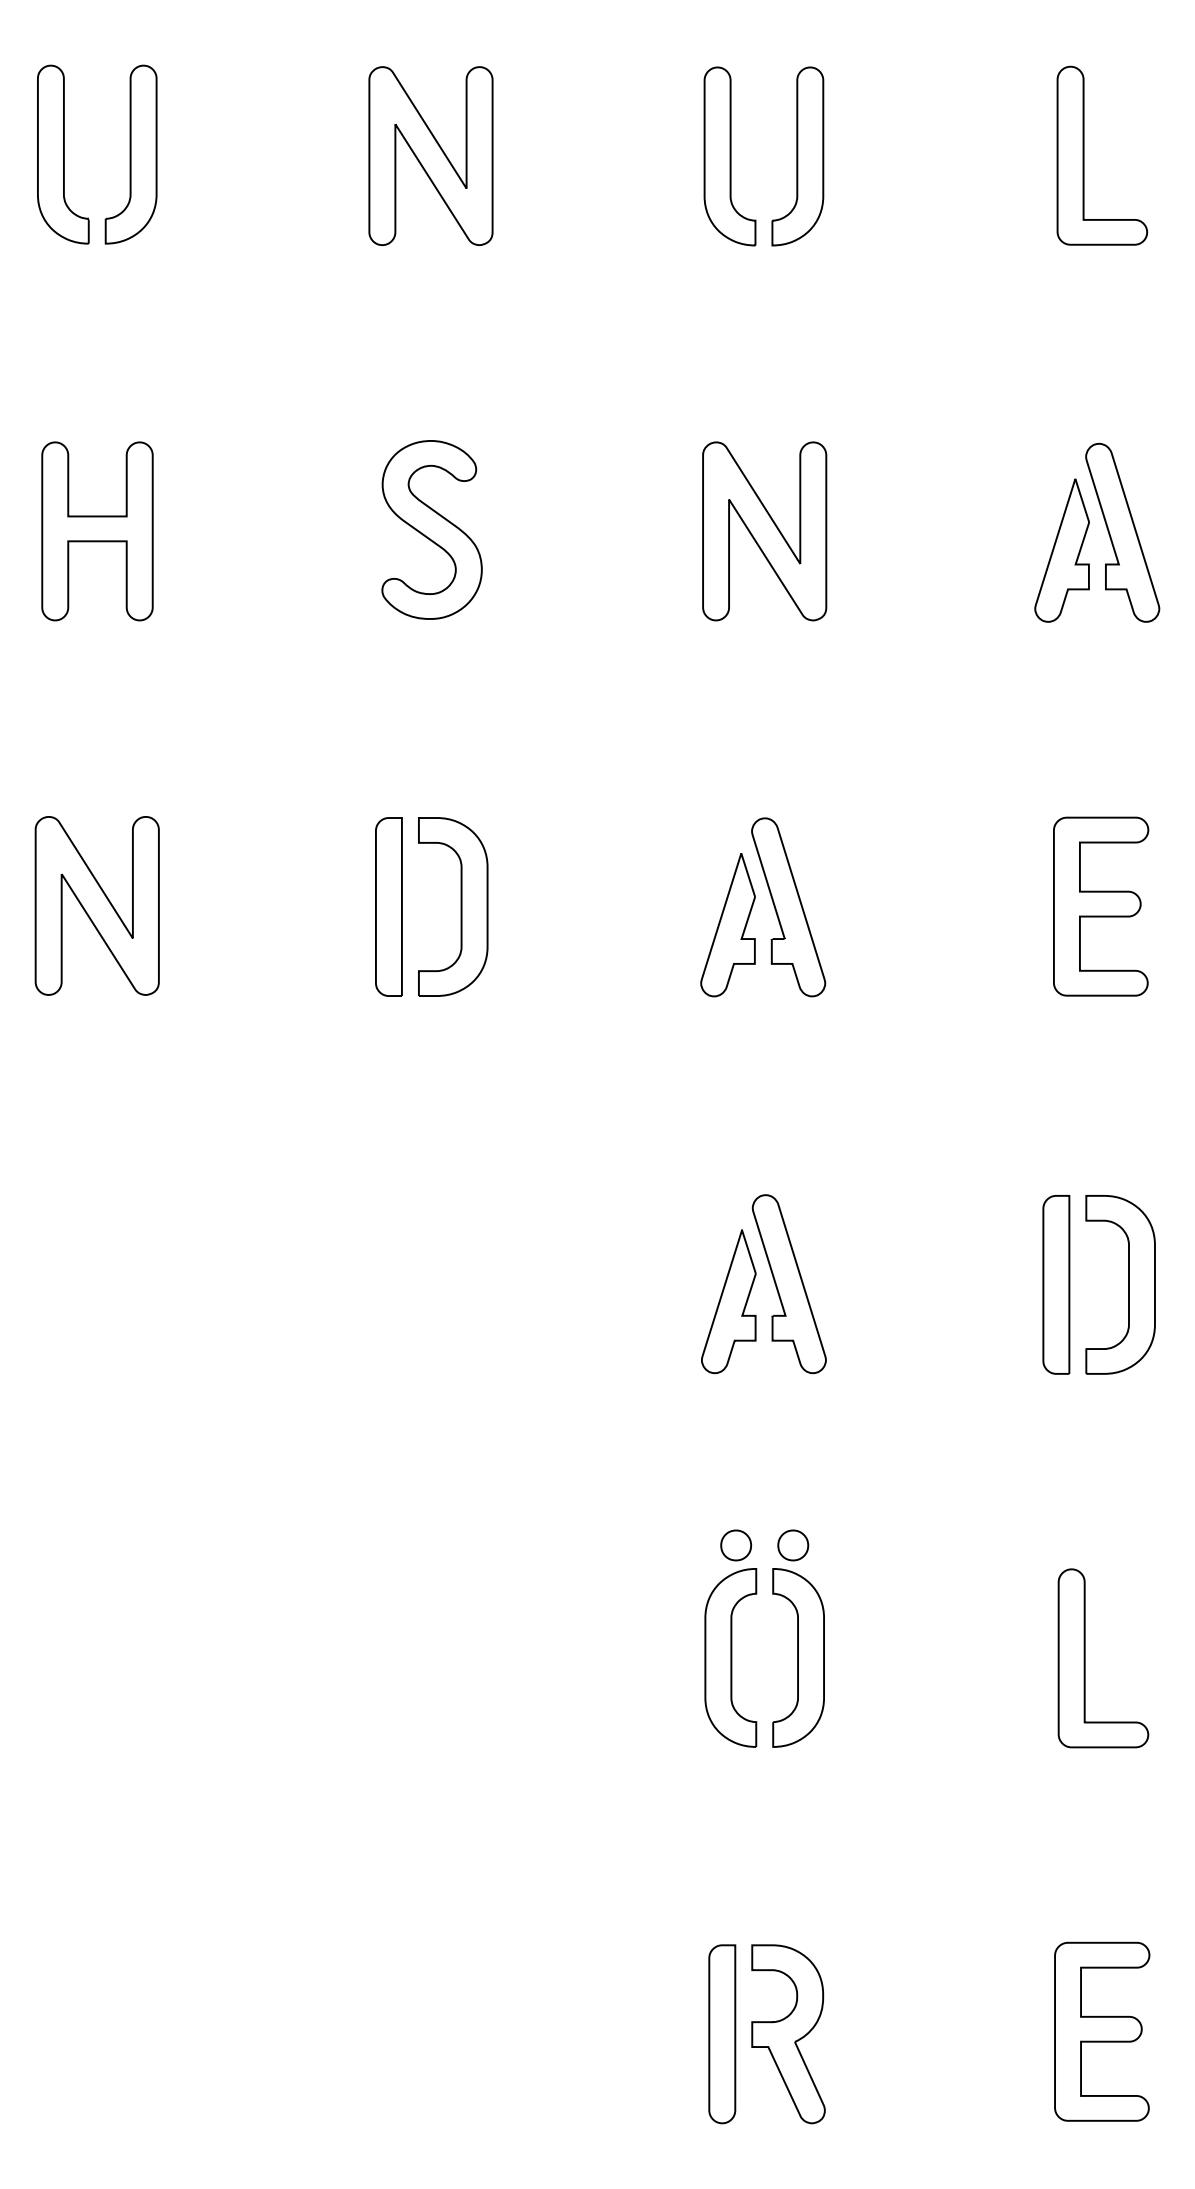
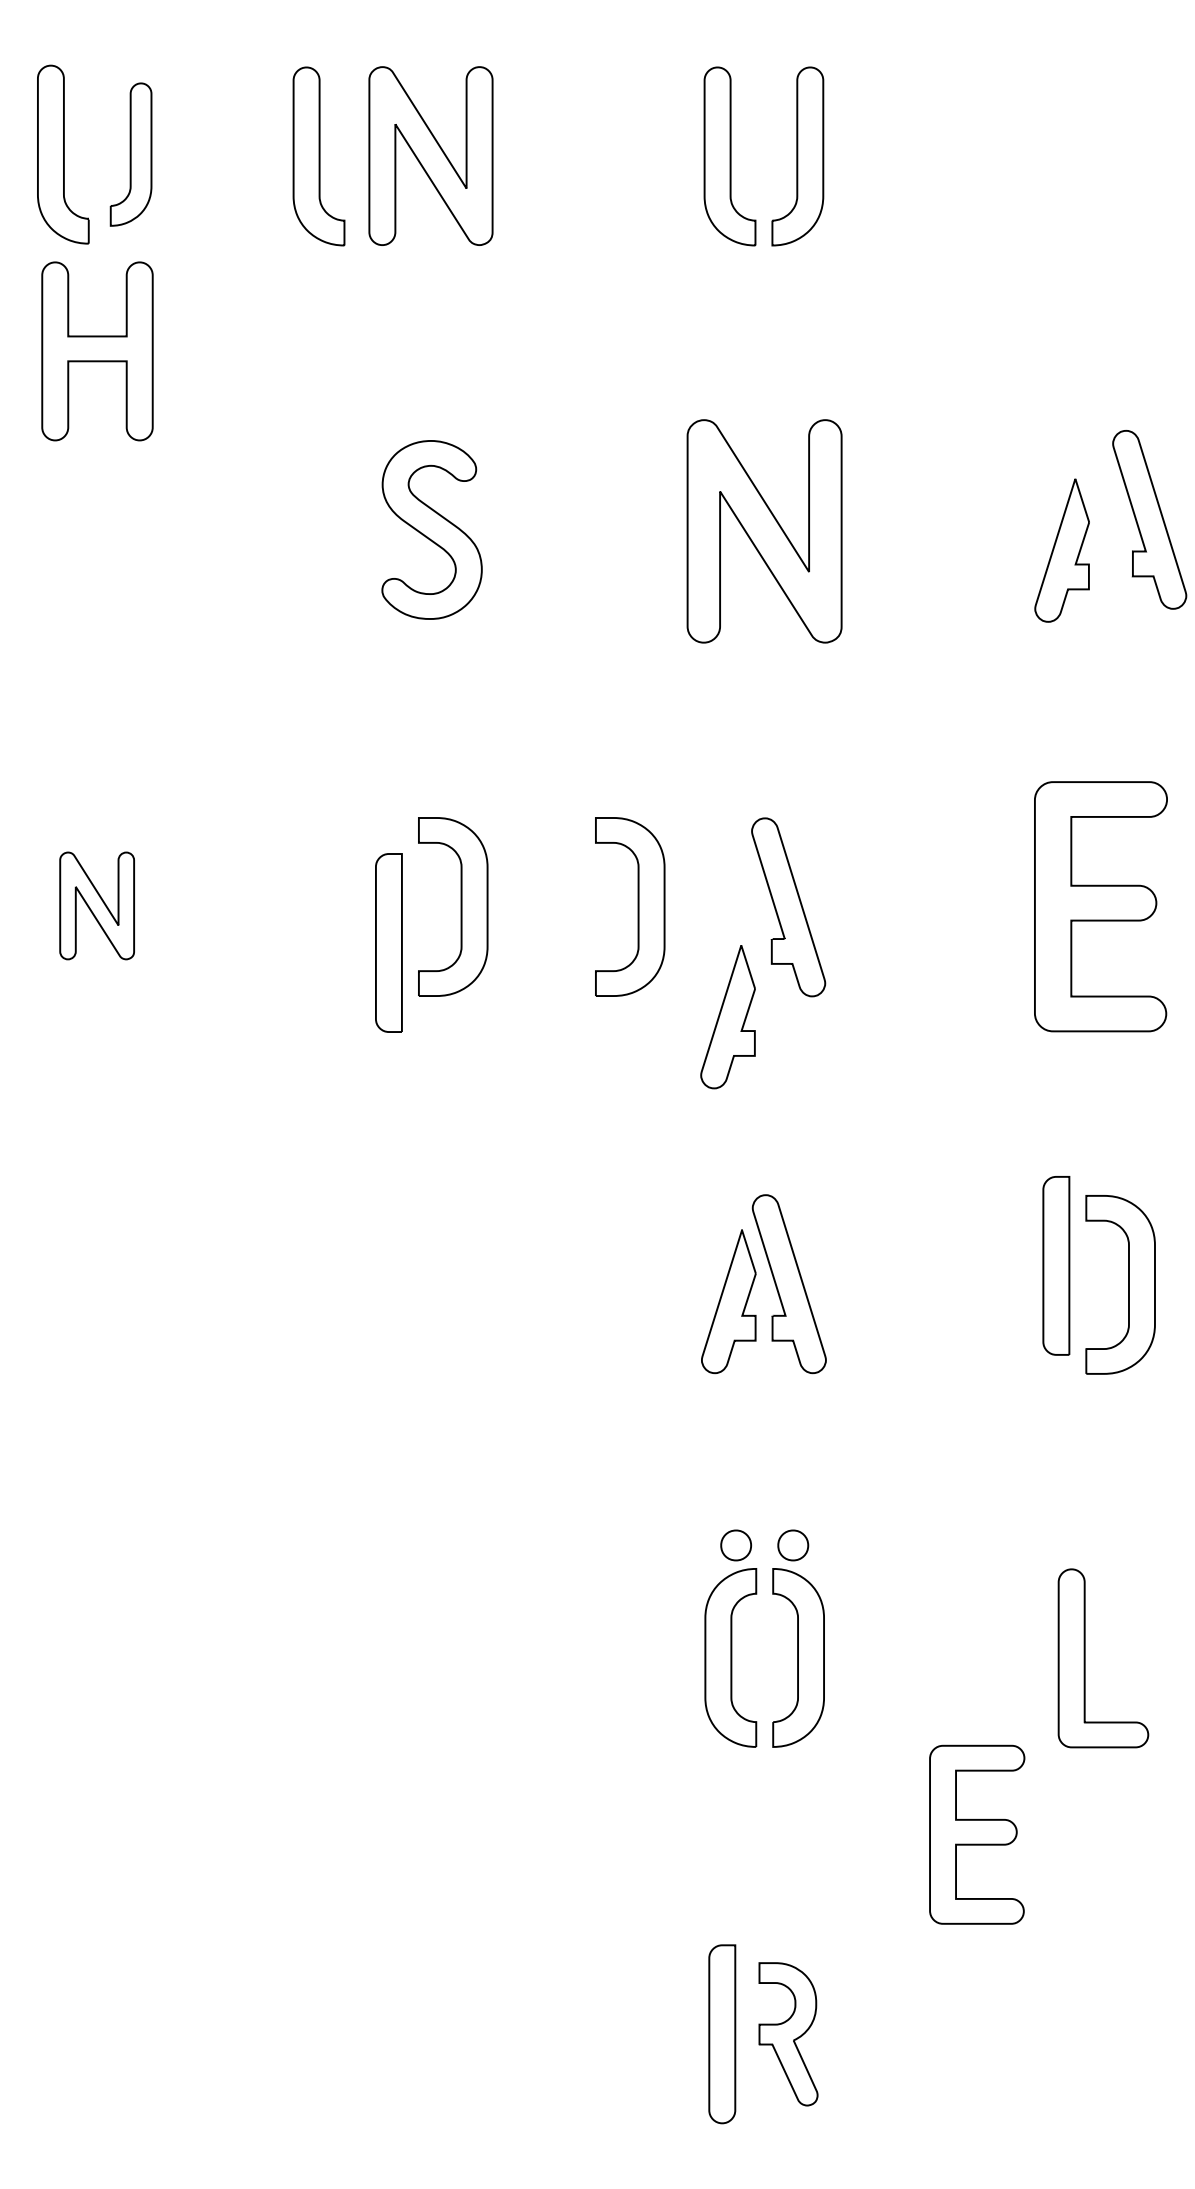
part size: 54x181 px -> 44x145 px (130, 154)
part: present -> none (1084, 155)
part: none -> present (318, 156)
part position: (97, 531) -> (97, 351) (97, 351)
part size: 126x181 px -> 157x225 px (764, 531)
part position: (1122, 532) -> (1149, 519) (1149, 519)
part size: 126x180 px -> 76x110 px (96, 905)
part position: (388, 906) -> (388, 942) (388, 942)
part: none -> present (637, 906)
part size: 97x181 px -> 134x252 px (1100, 906)
part position: (727, 925) -> (727, 1017) (727, 1017)
part position: (1056, 1284) -> (1056, 1265) (1056, 1265)
part position: (1102, 2031) -> (977, 1834) (977, 1834)
part size: 75x181 px -> 61x145 px (788, 2034)
